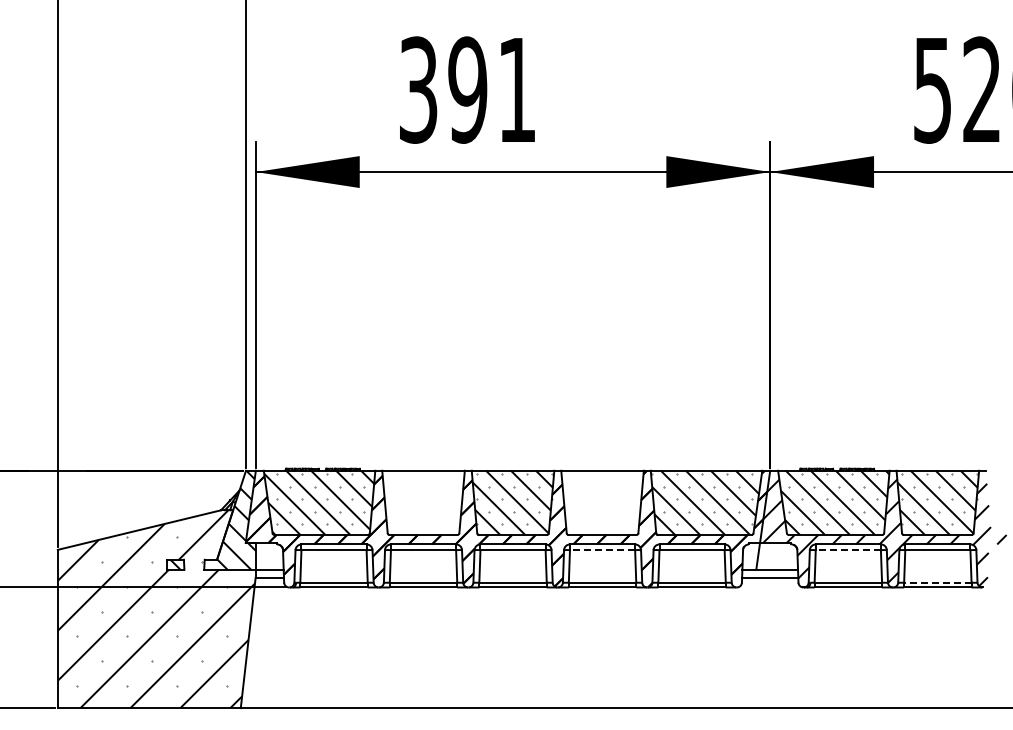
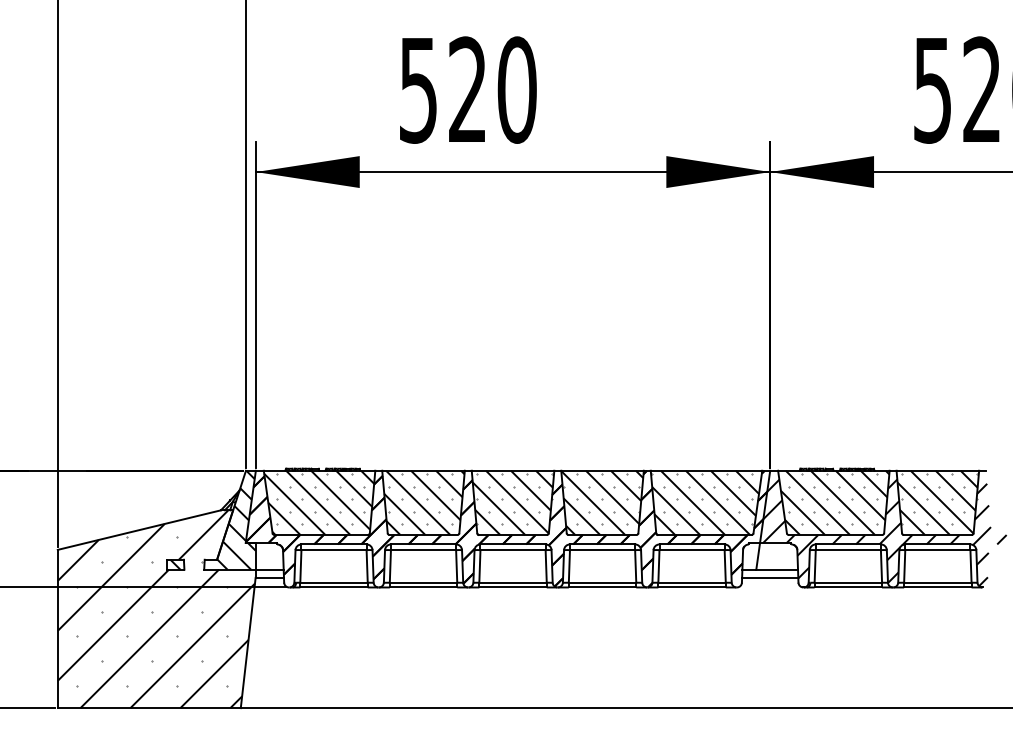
text: 391 -> 520 (468, 89)
hatch: none -> present (424, 502)
hatch: none -> present (602, 502)
line: dashed -> solid (602, 550)
line: dashed -> solid (848, 550)
line: dashed -> solid (937, 582)
